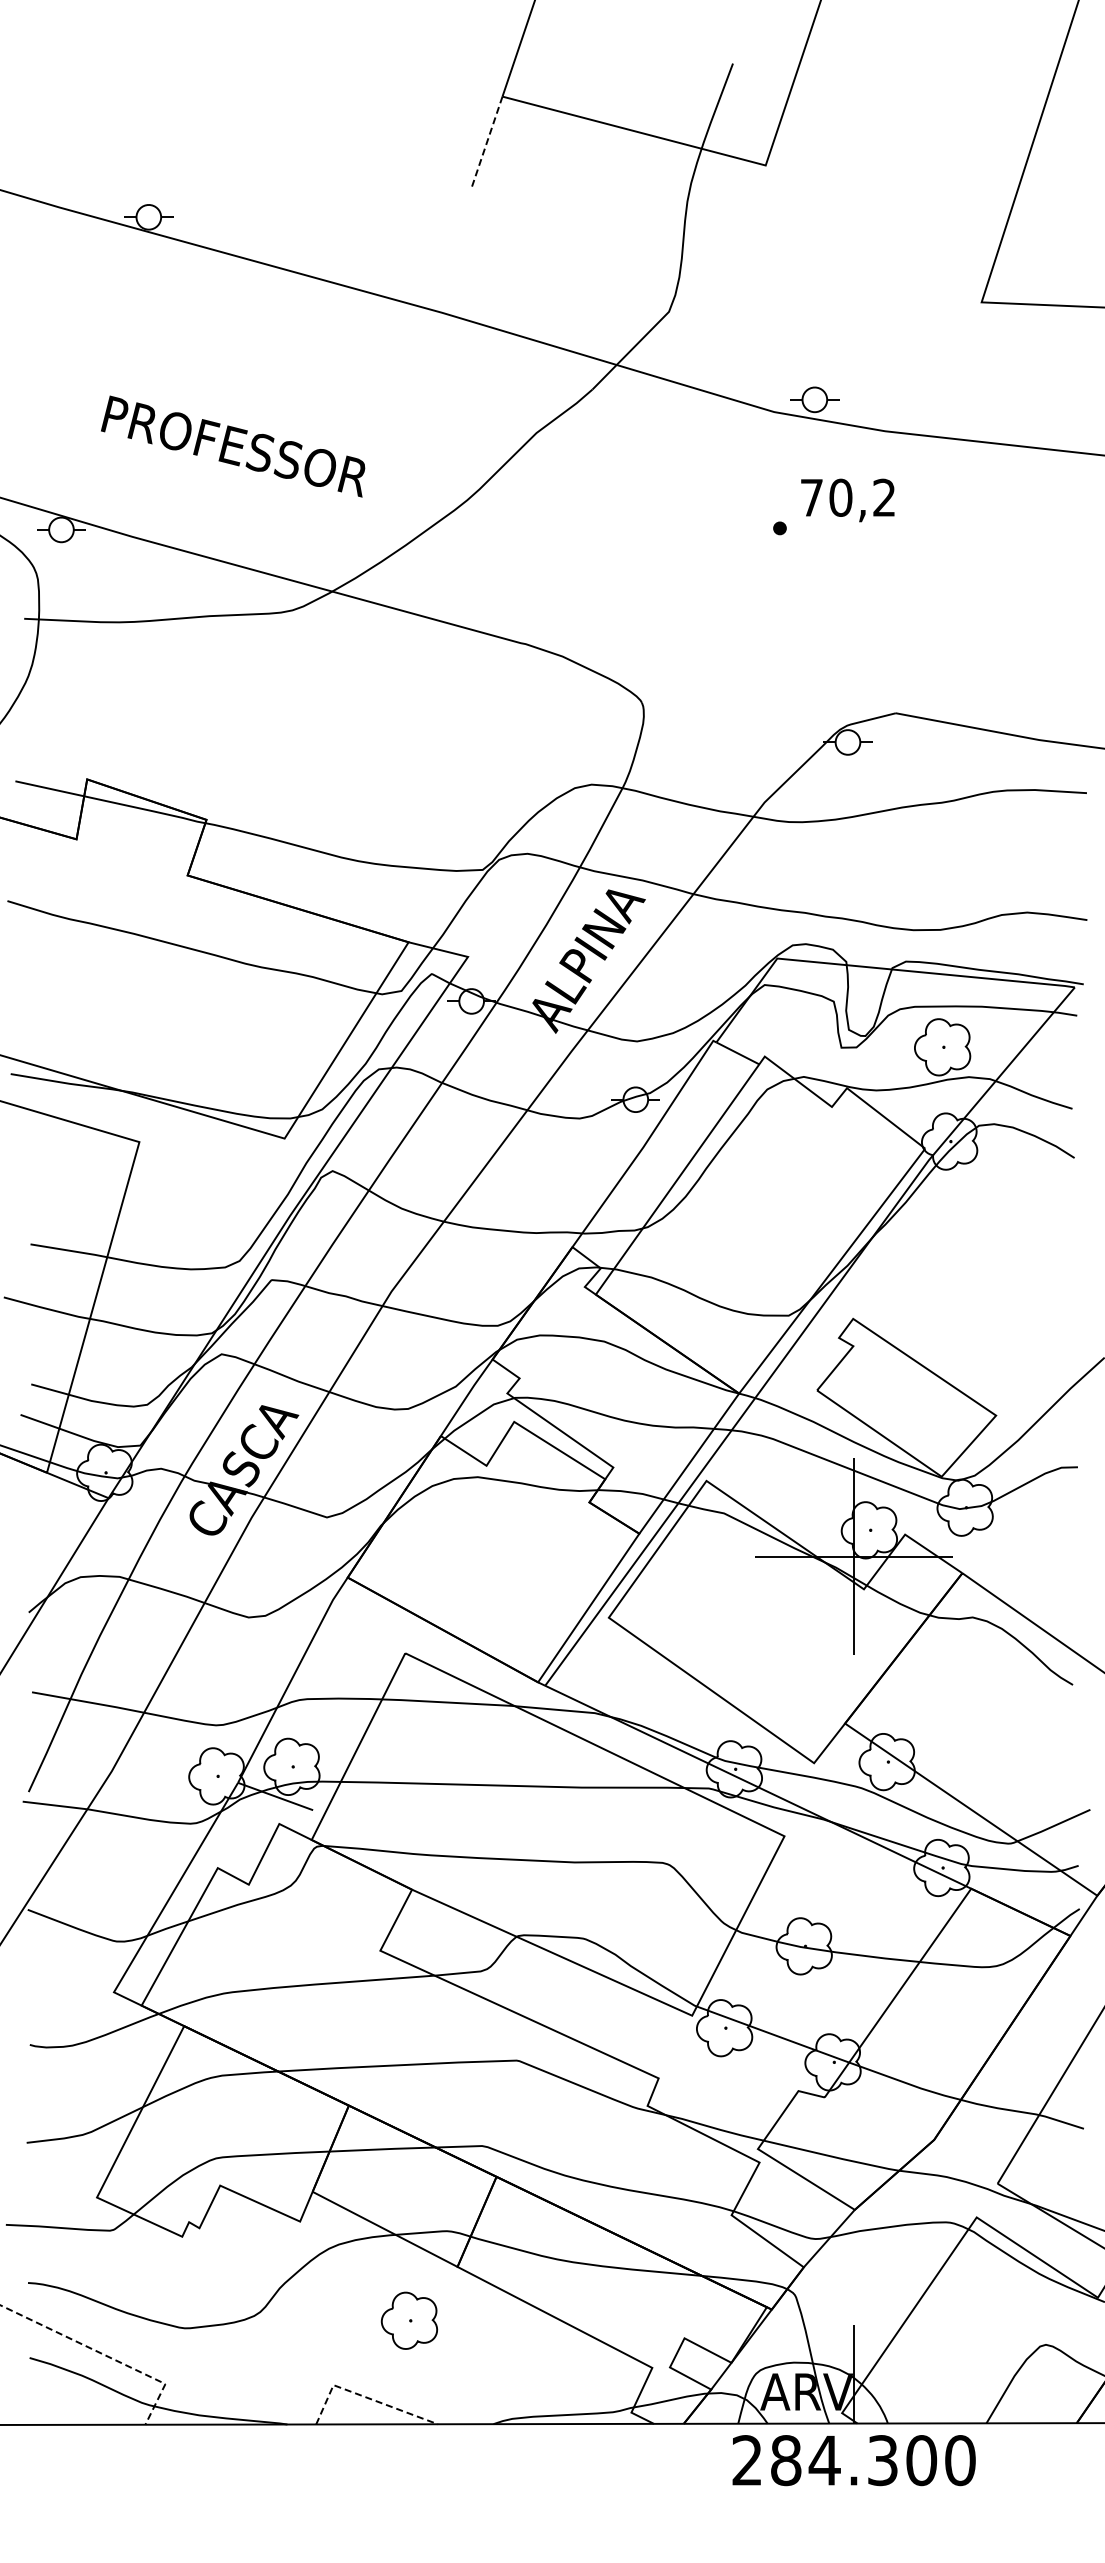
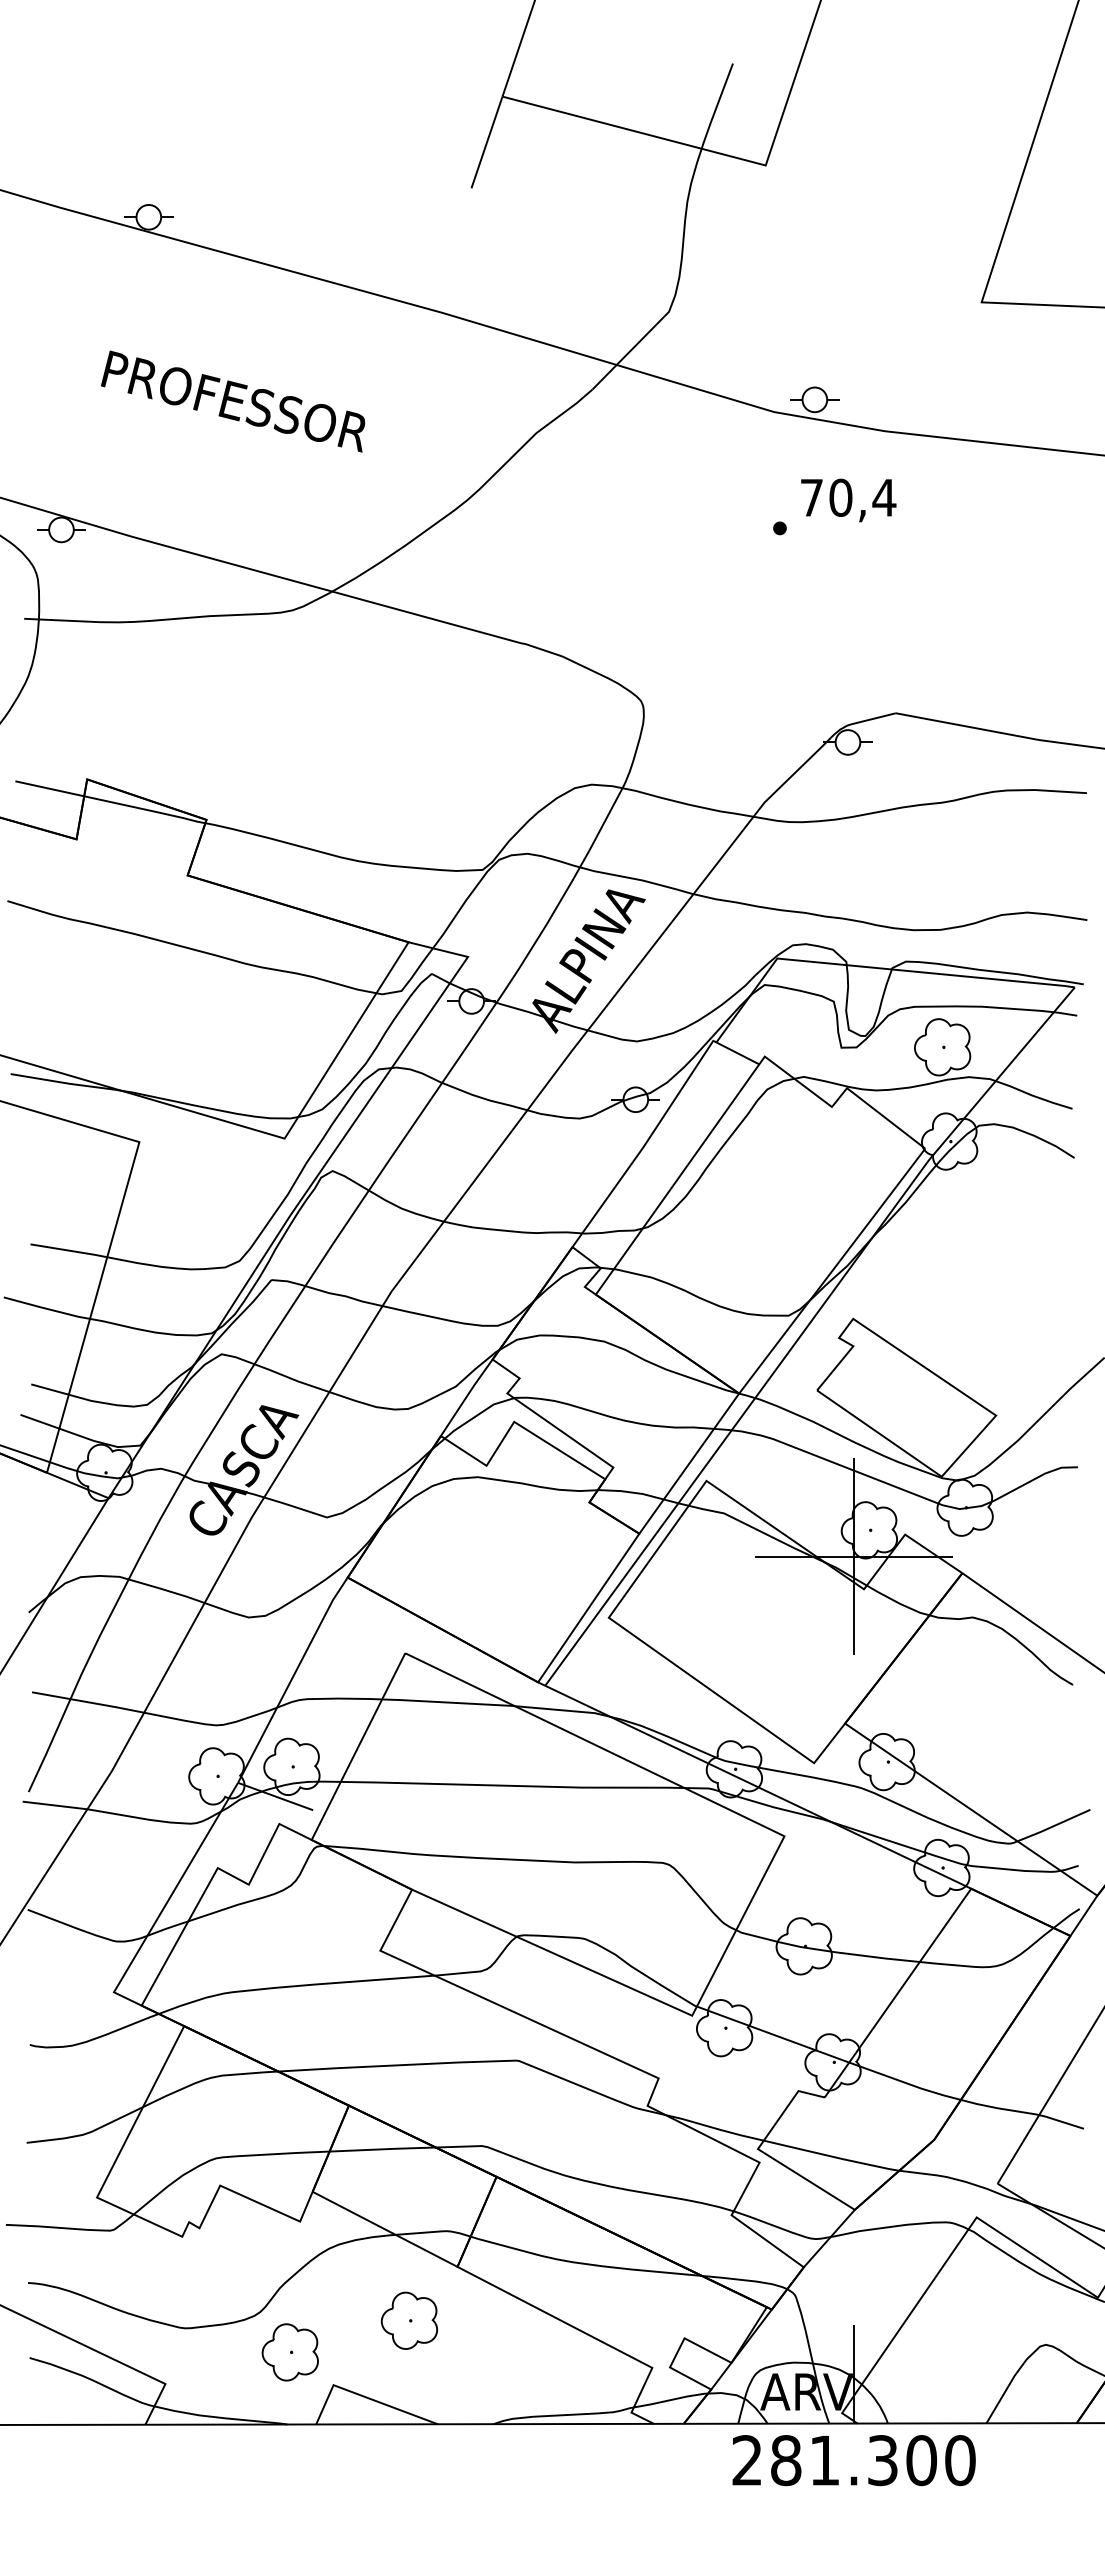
line: dashed -> solid (486, 142)
text position: (233, 446) -> (233, 401) (233, 401)
text: 70,2 -> 70,4 (884, 497)
part: none -> present (289, 2352)
line: dashed -> solid (104, 2354)
line: dashed -> solid (365, 2397)
text: 284.300 -> 281.300 (824, 2460)
